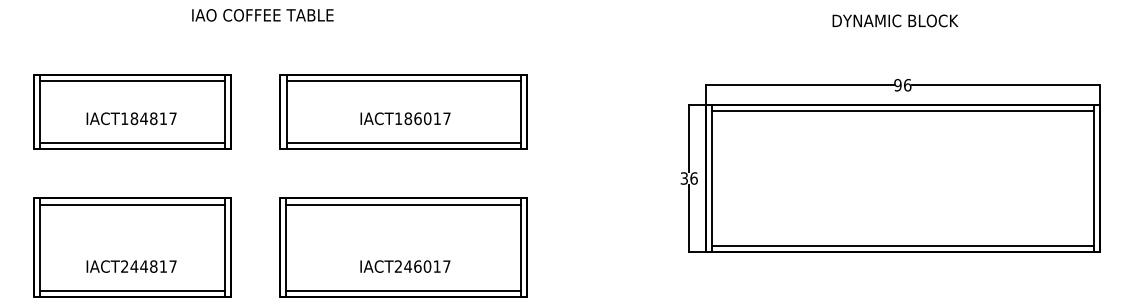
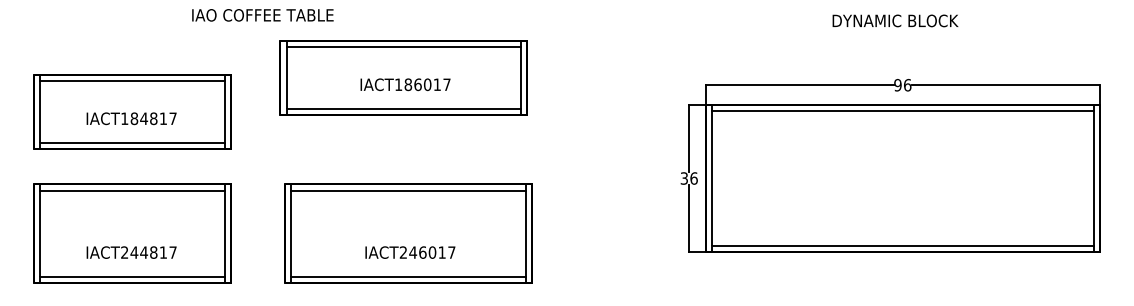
part position: (403, 111) -> (403, 77) (403, 77)
part position: (132, 247) -> (132, 233) (132, 233)
part position: (403, 247) -> (408, 233) (408, 233)
